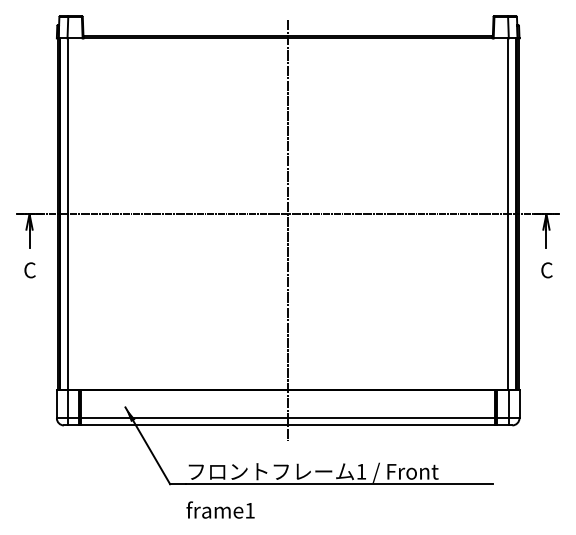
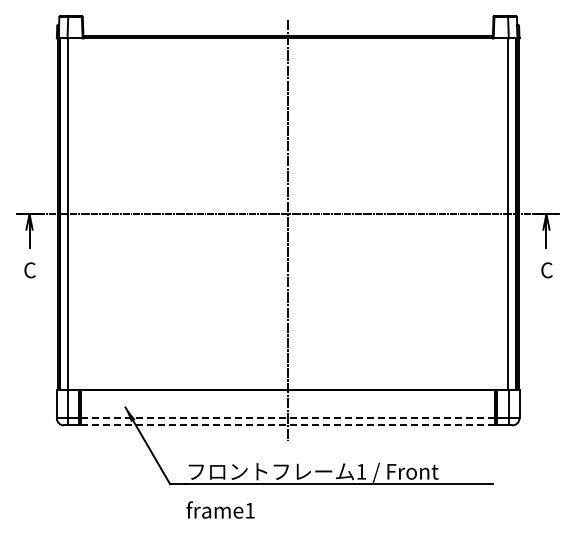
line: solid -> dashed (288, 418)
line: solid -> dashed (288, 425)
